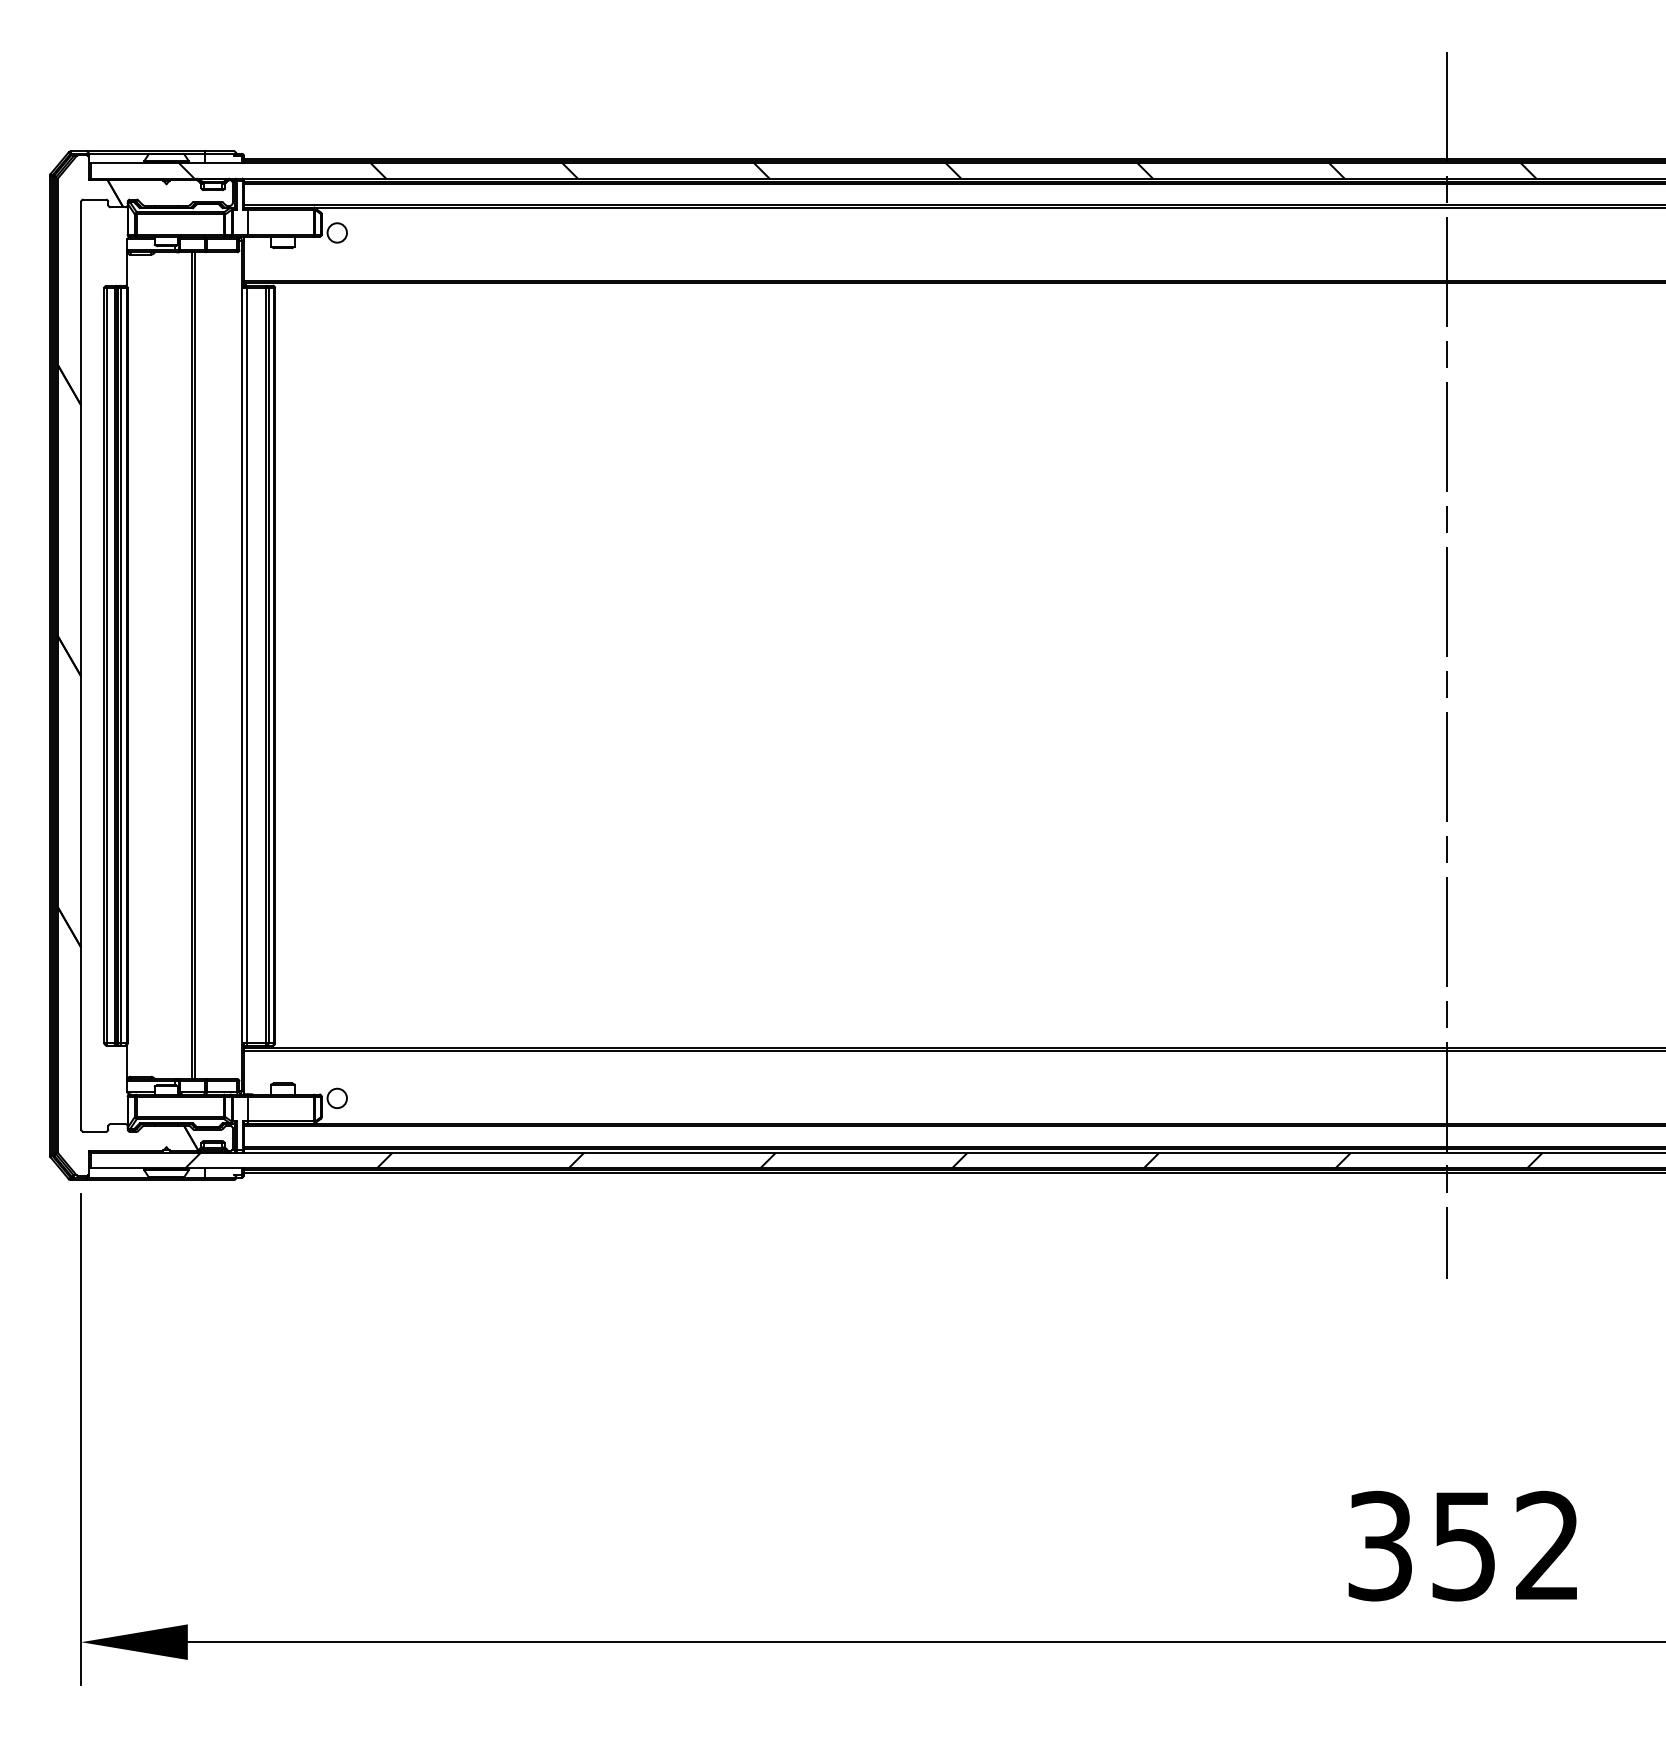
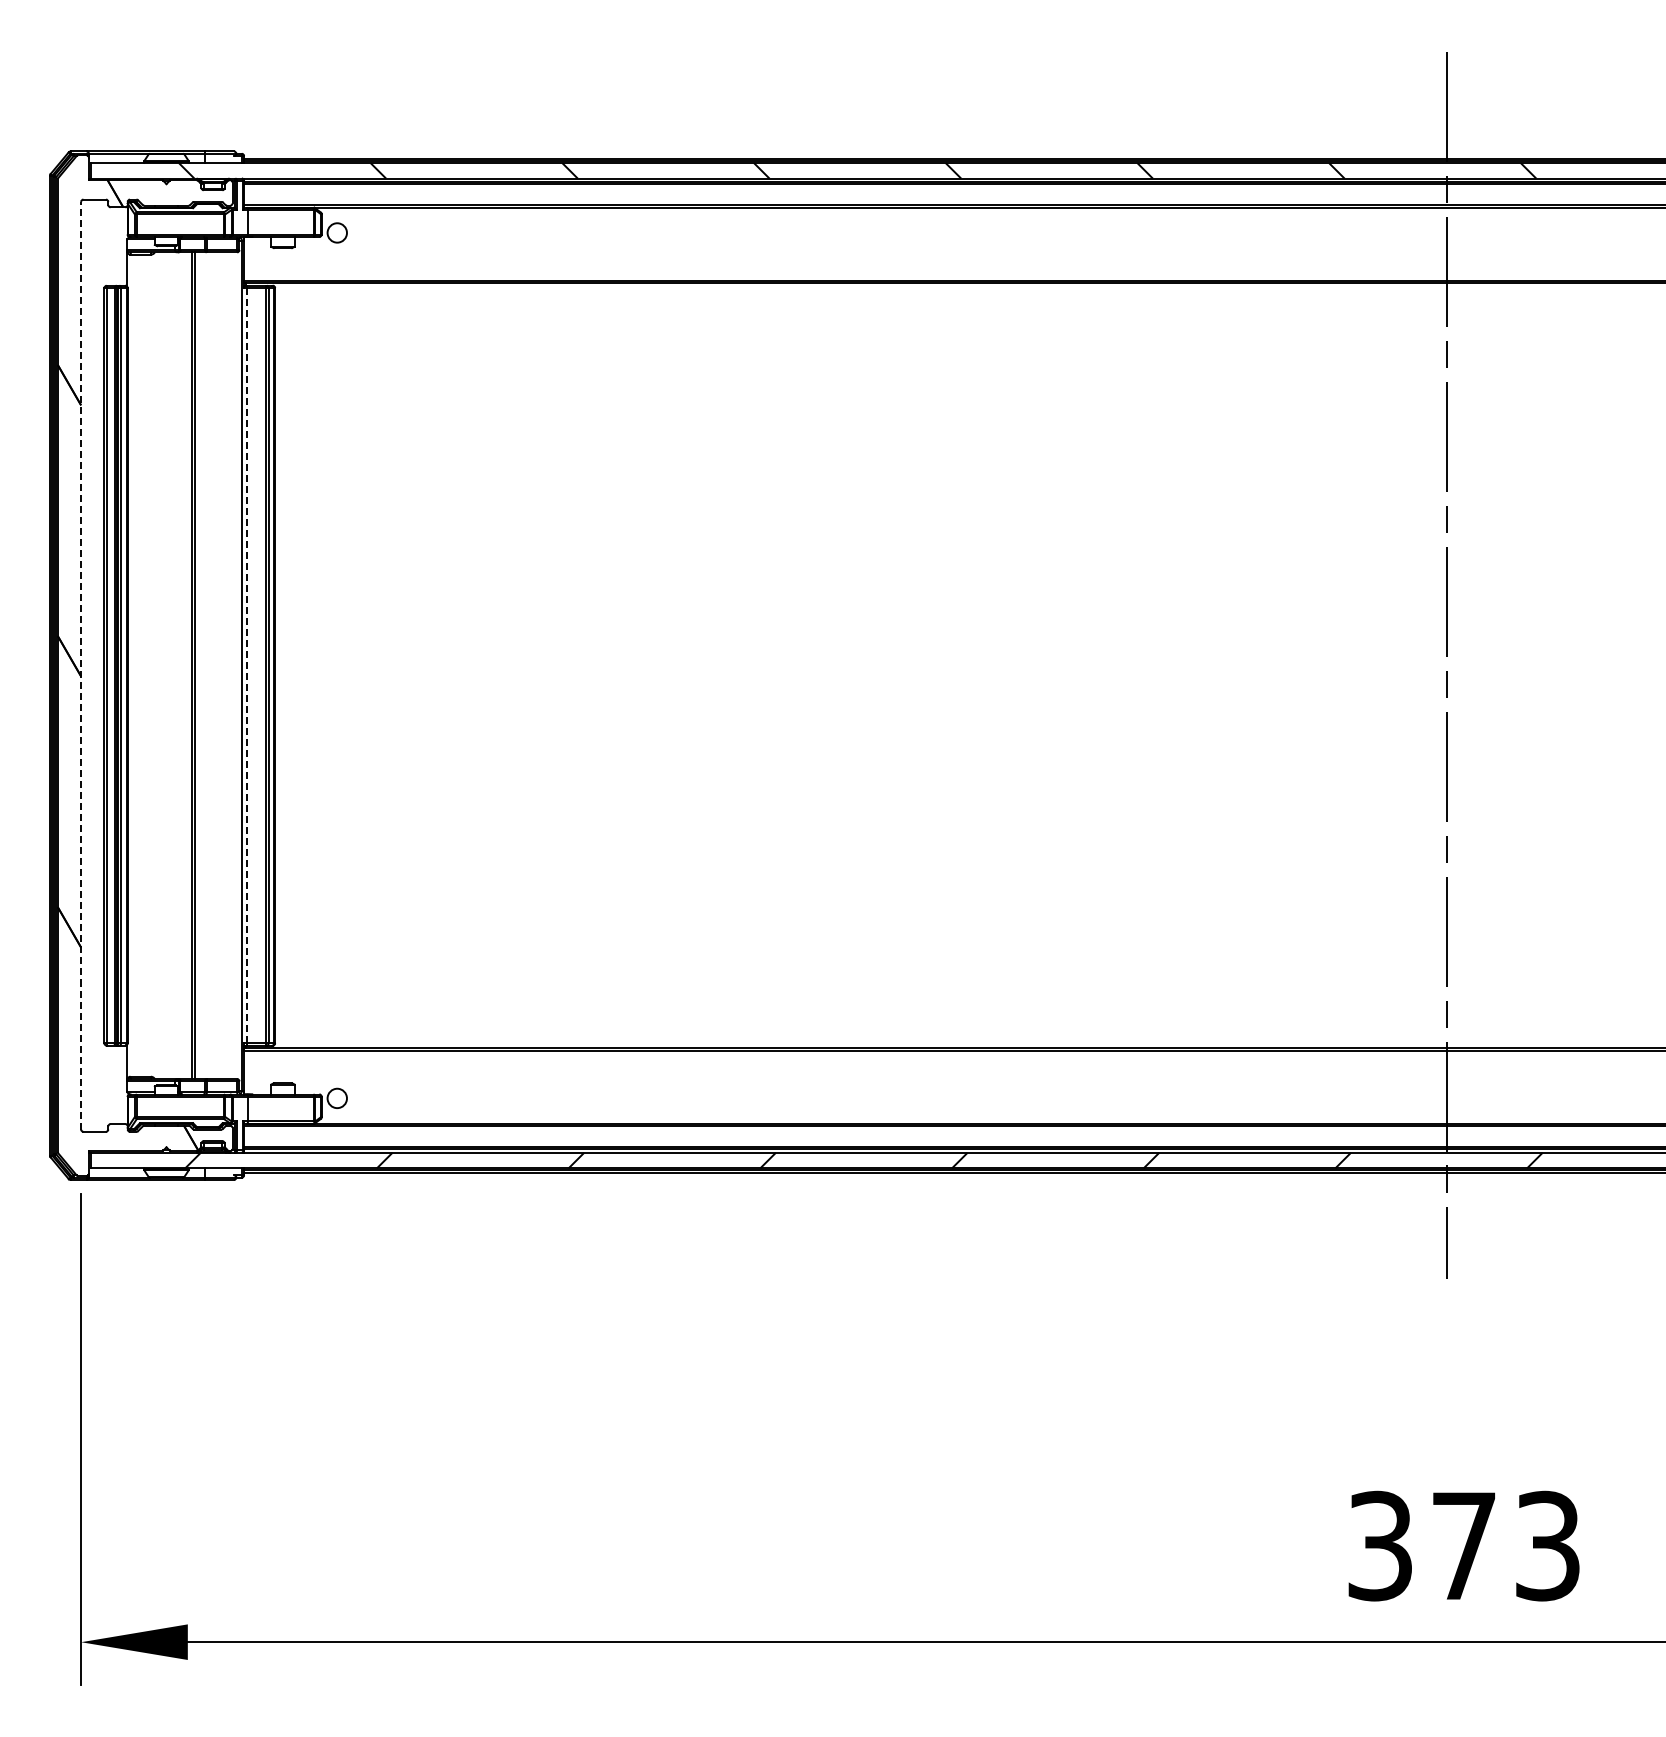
line: solid -> dashed (81, 665)
line: solid -> dashed (247, 665)
text: 352 -> 373 (1505, 1546)
